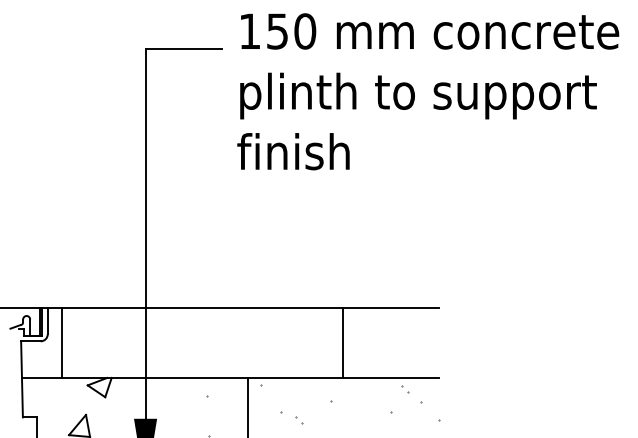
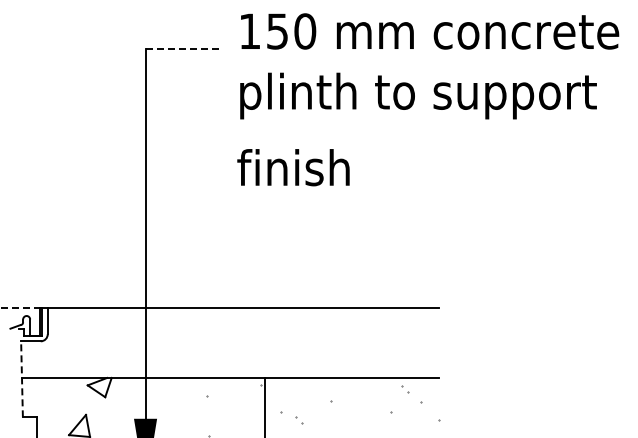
line: solid -> dashed (184, 49)
text position: (293, 151) -> (293, 167) (293, 167)
line: solid -> dashed (20, 307)
line: present -> none (61, 342)
line: present -> none (343, 342)
line: solid -> dashed (22, 378)
line position: (248, 405) -> (265, 405) (265, 405)
